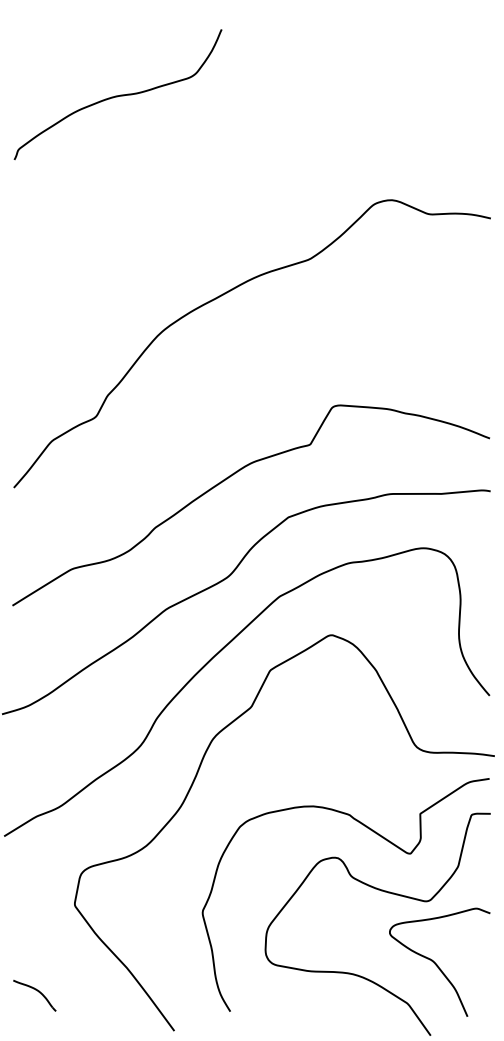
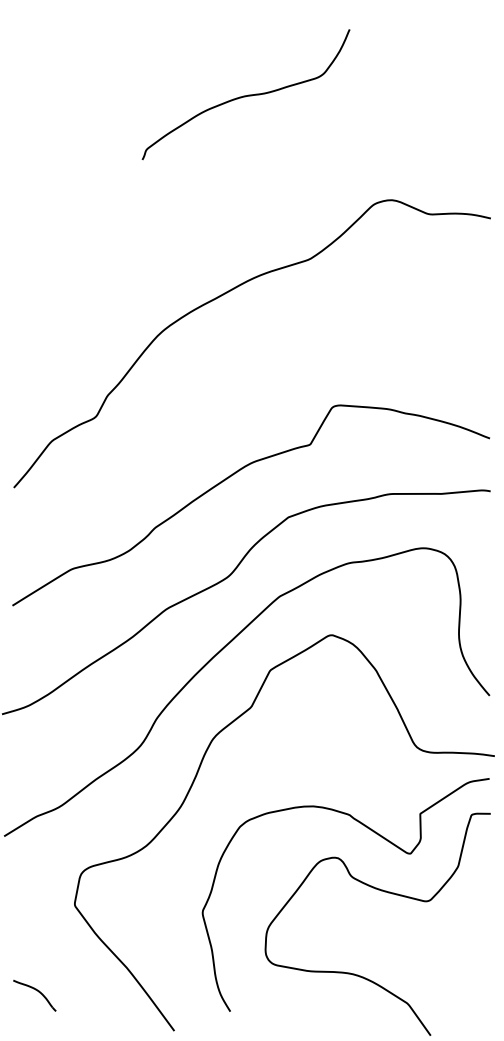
curve position: (117, 95) -> (245, 95) (245, 95)
curve: present -> none (436, 963)
